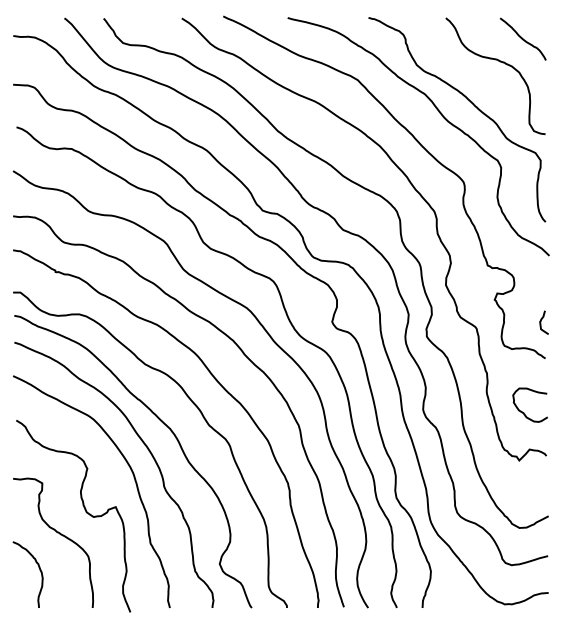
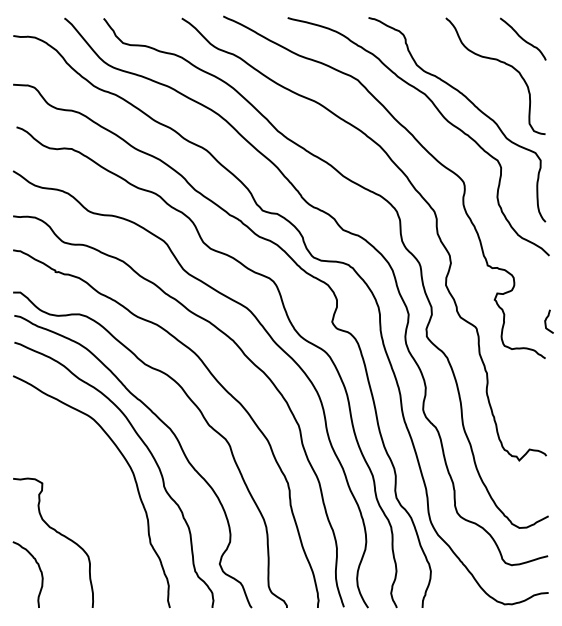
curve position: (541, 322) -> (546, 321) (546, 321)
curve: present -> none (524, 412)
curve: present -> none (84, 510)
